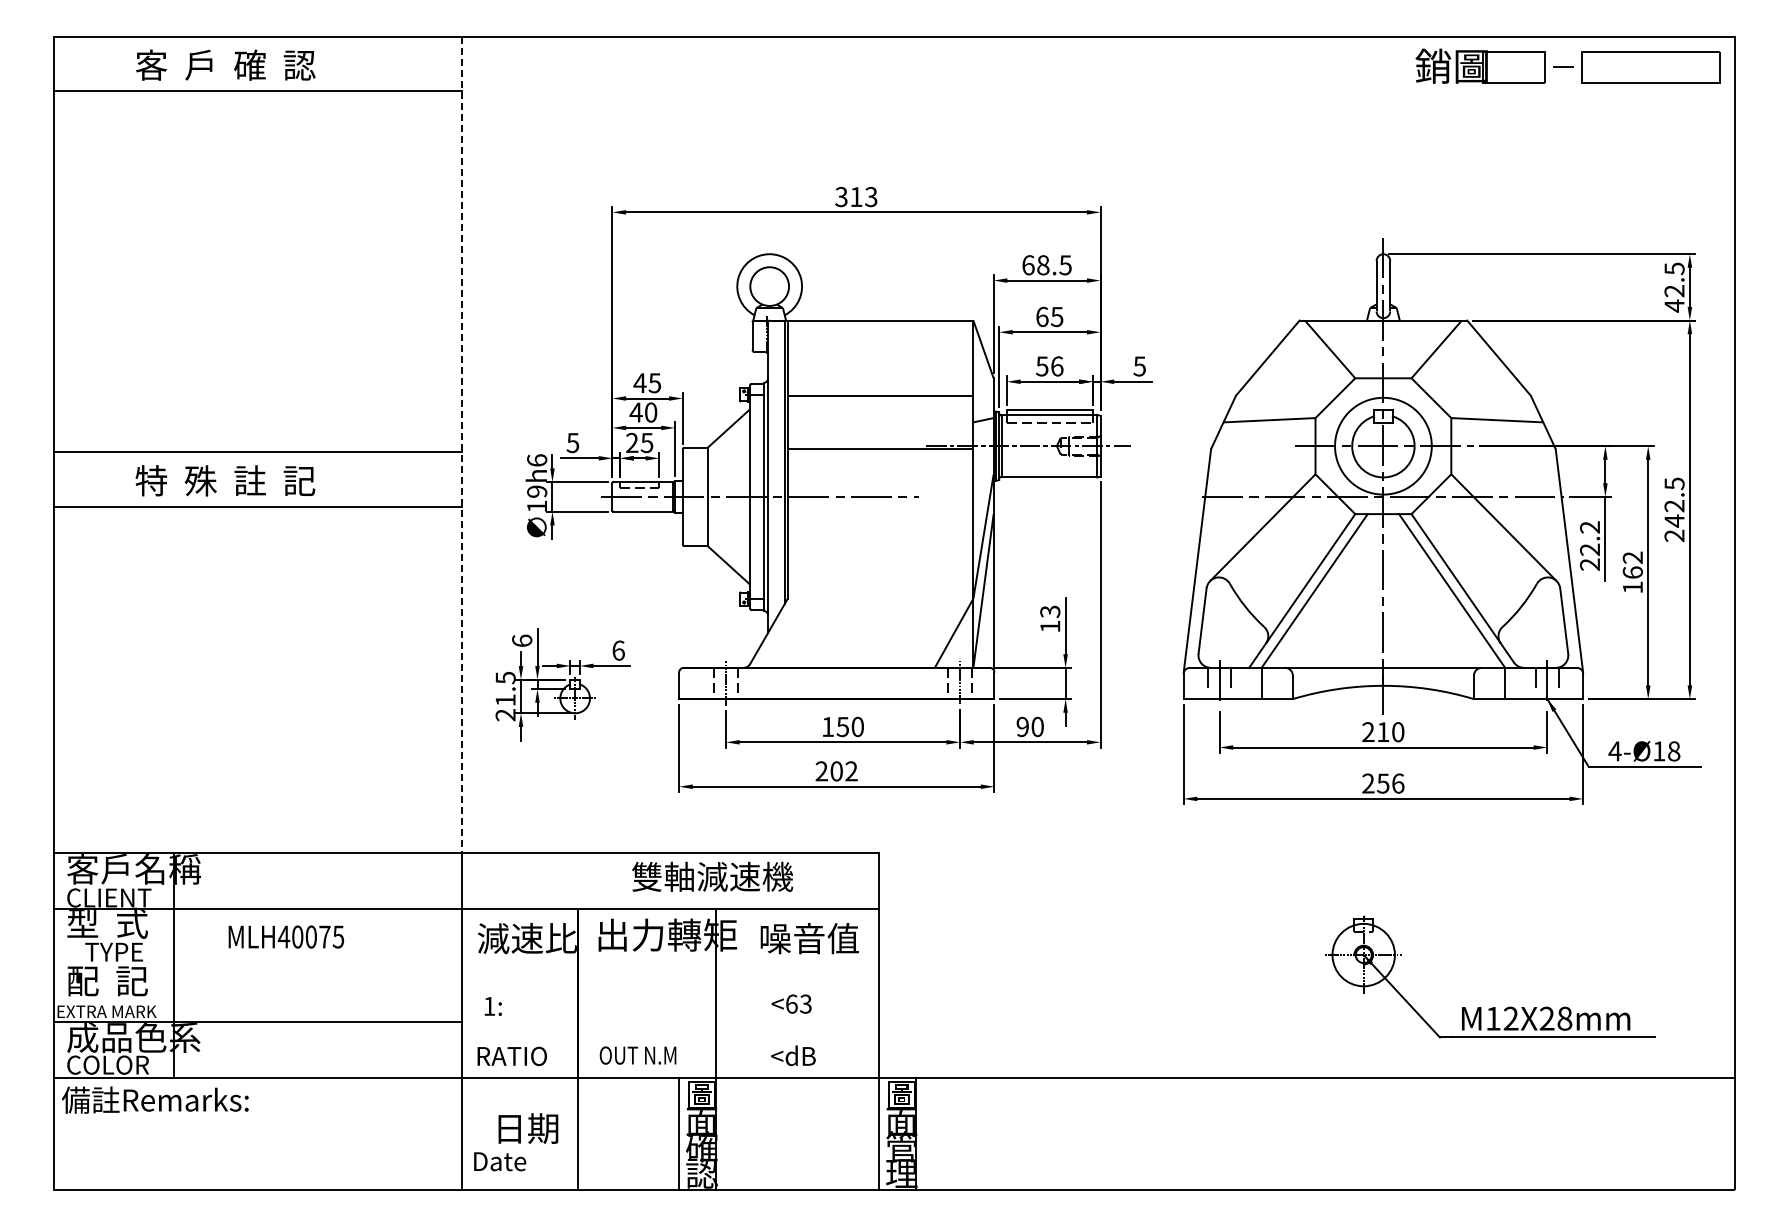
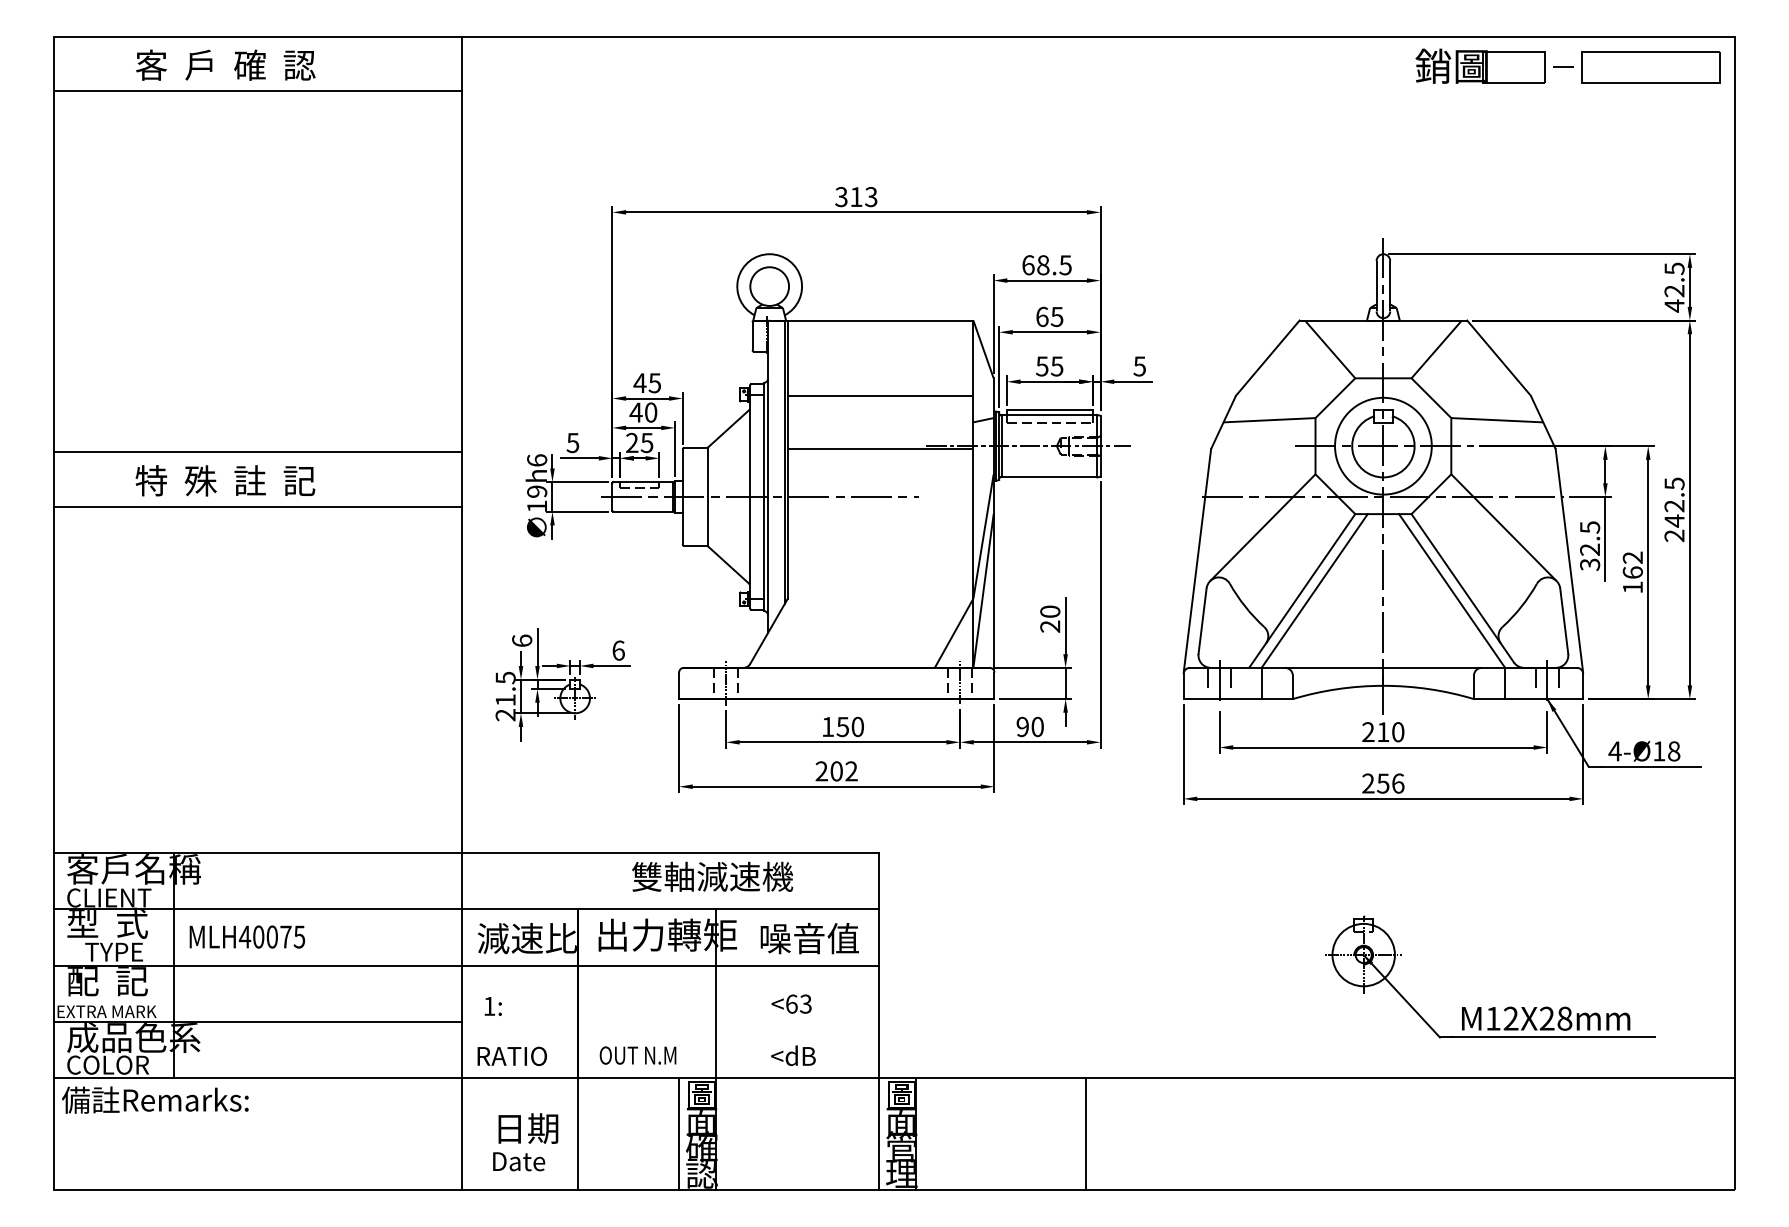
text: 56 -> 55 (1057, 366)
line: dashed -> solid (461, 445)
text: 22.2 -> 32.5 (1590, 546)
text: 13 -> 20 (1050, 618)
text position: (286, 936) -> (247, 936) (247, 936)
line: none -> present (466, 965)
line: none -> present (1085, 1133)
text position: (500, 1161) -> (519, 1161) (519, 1161)
